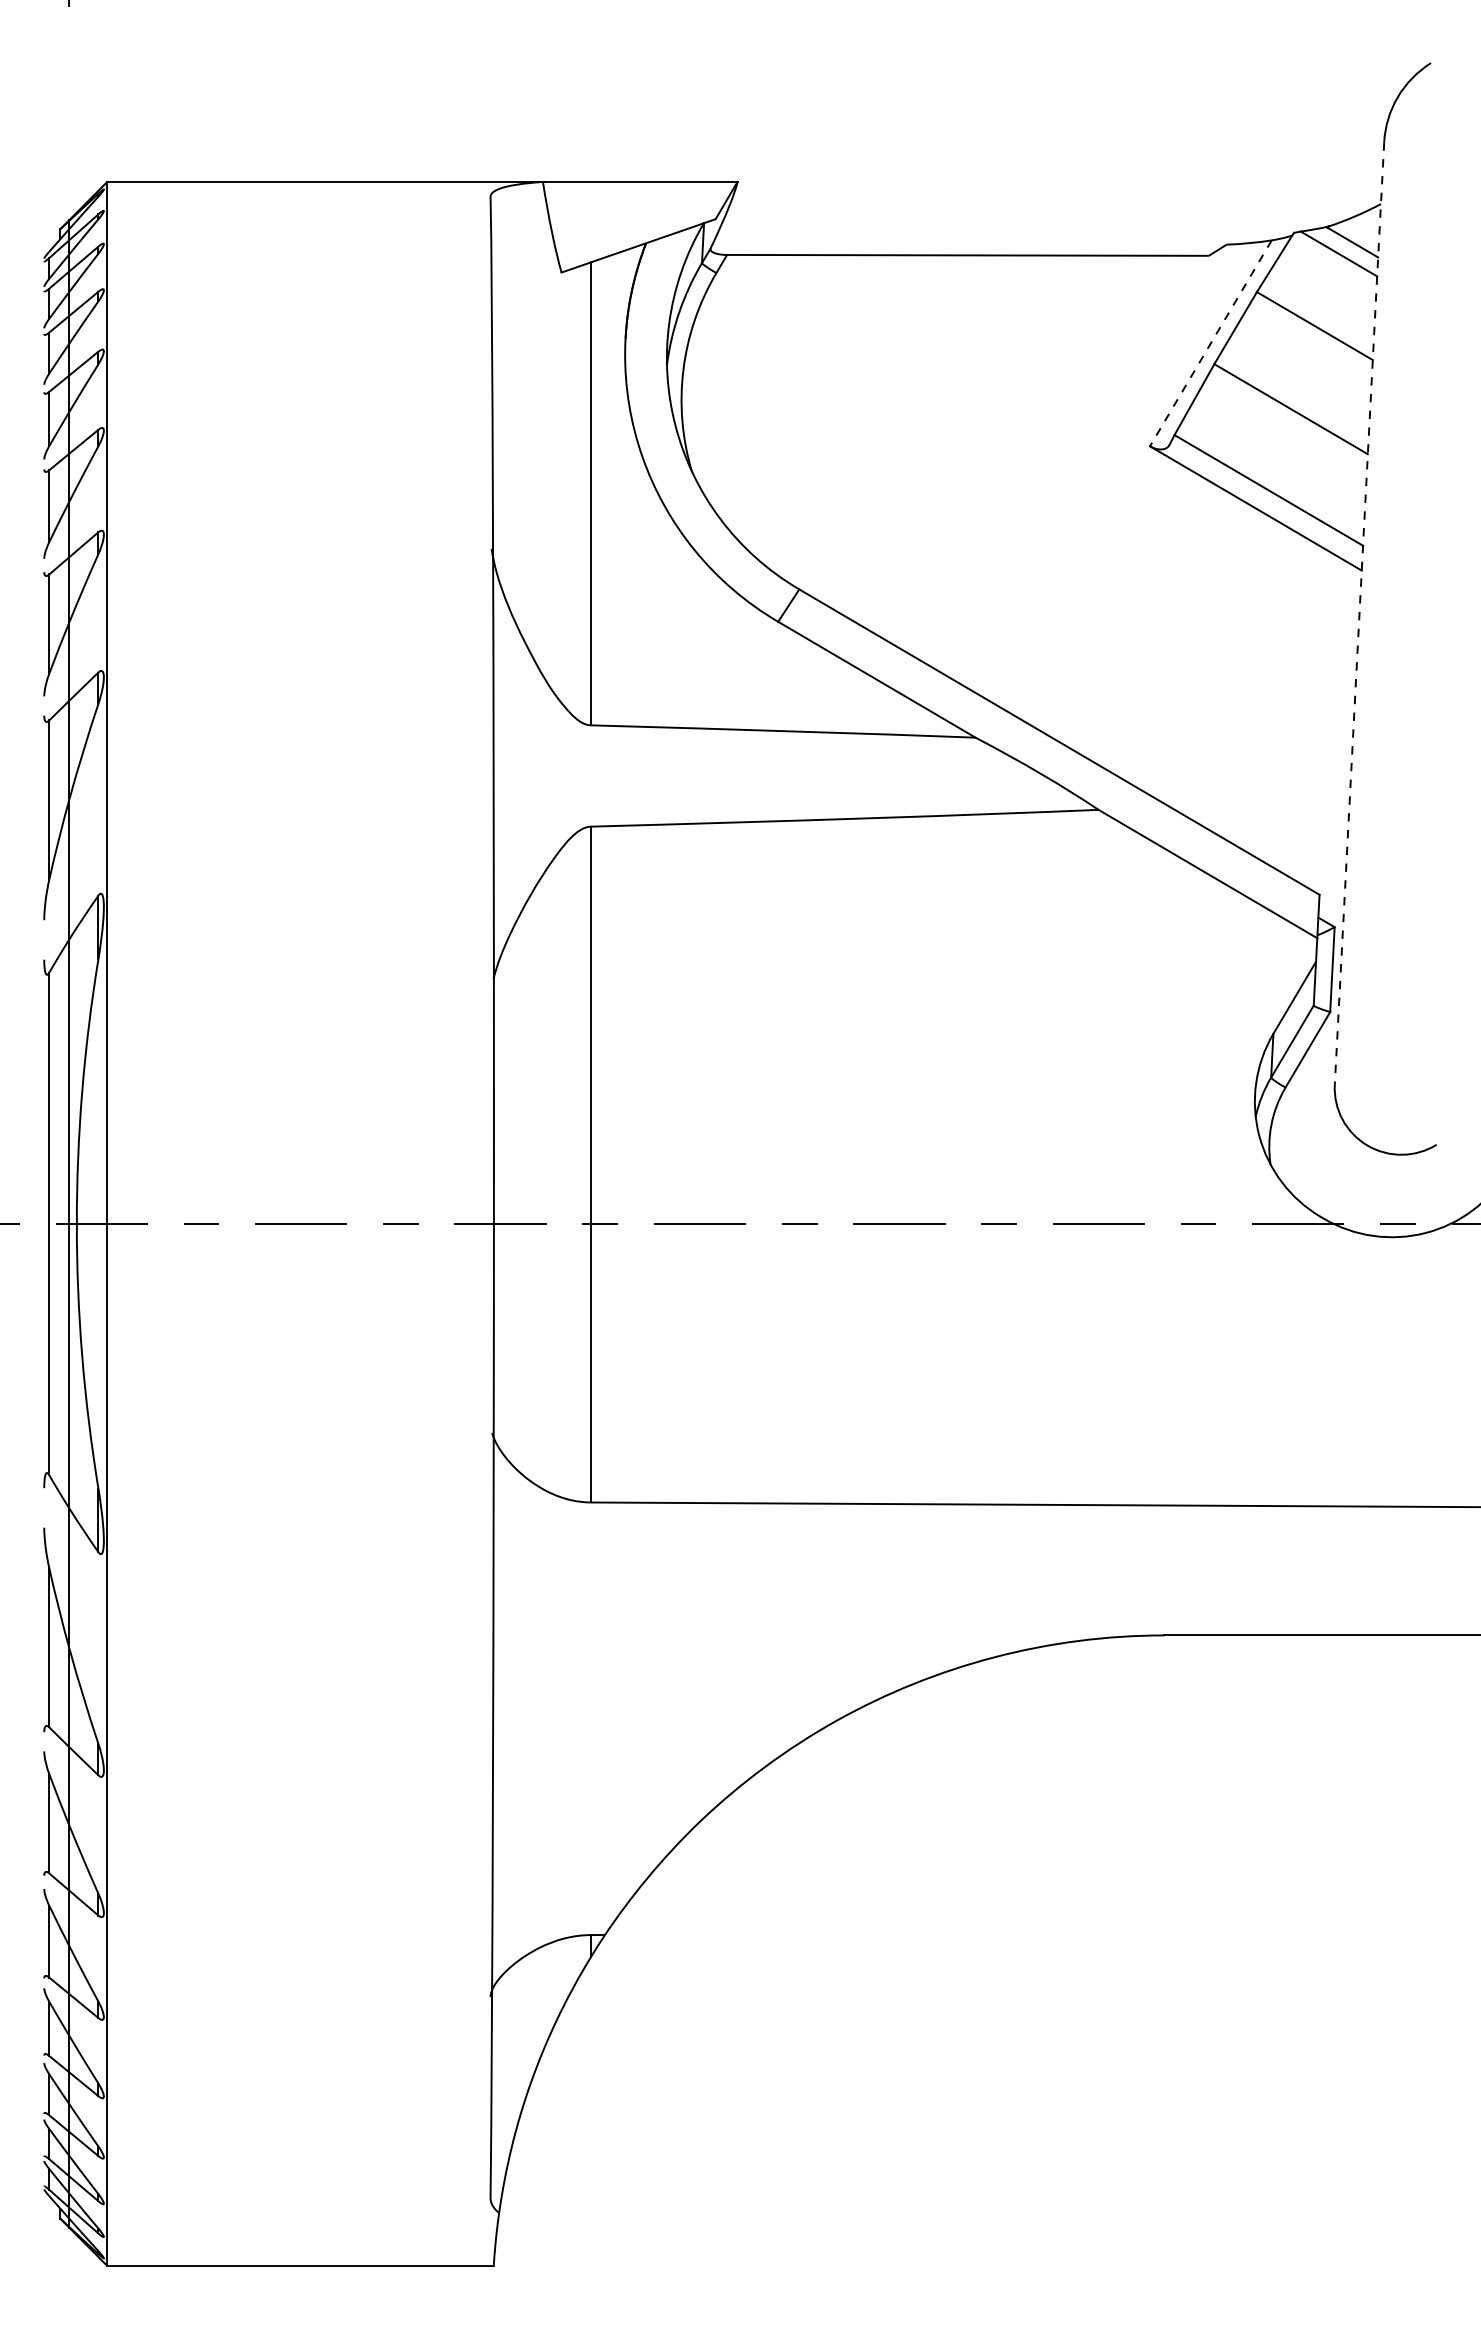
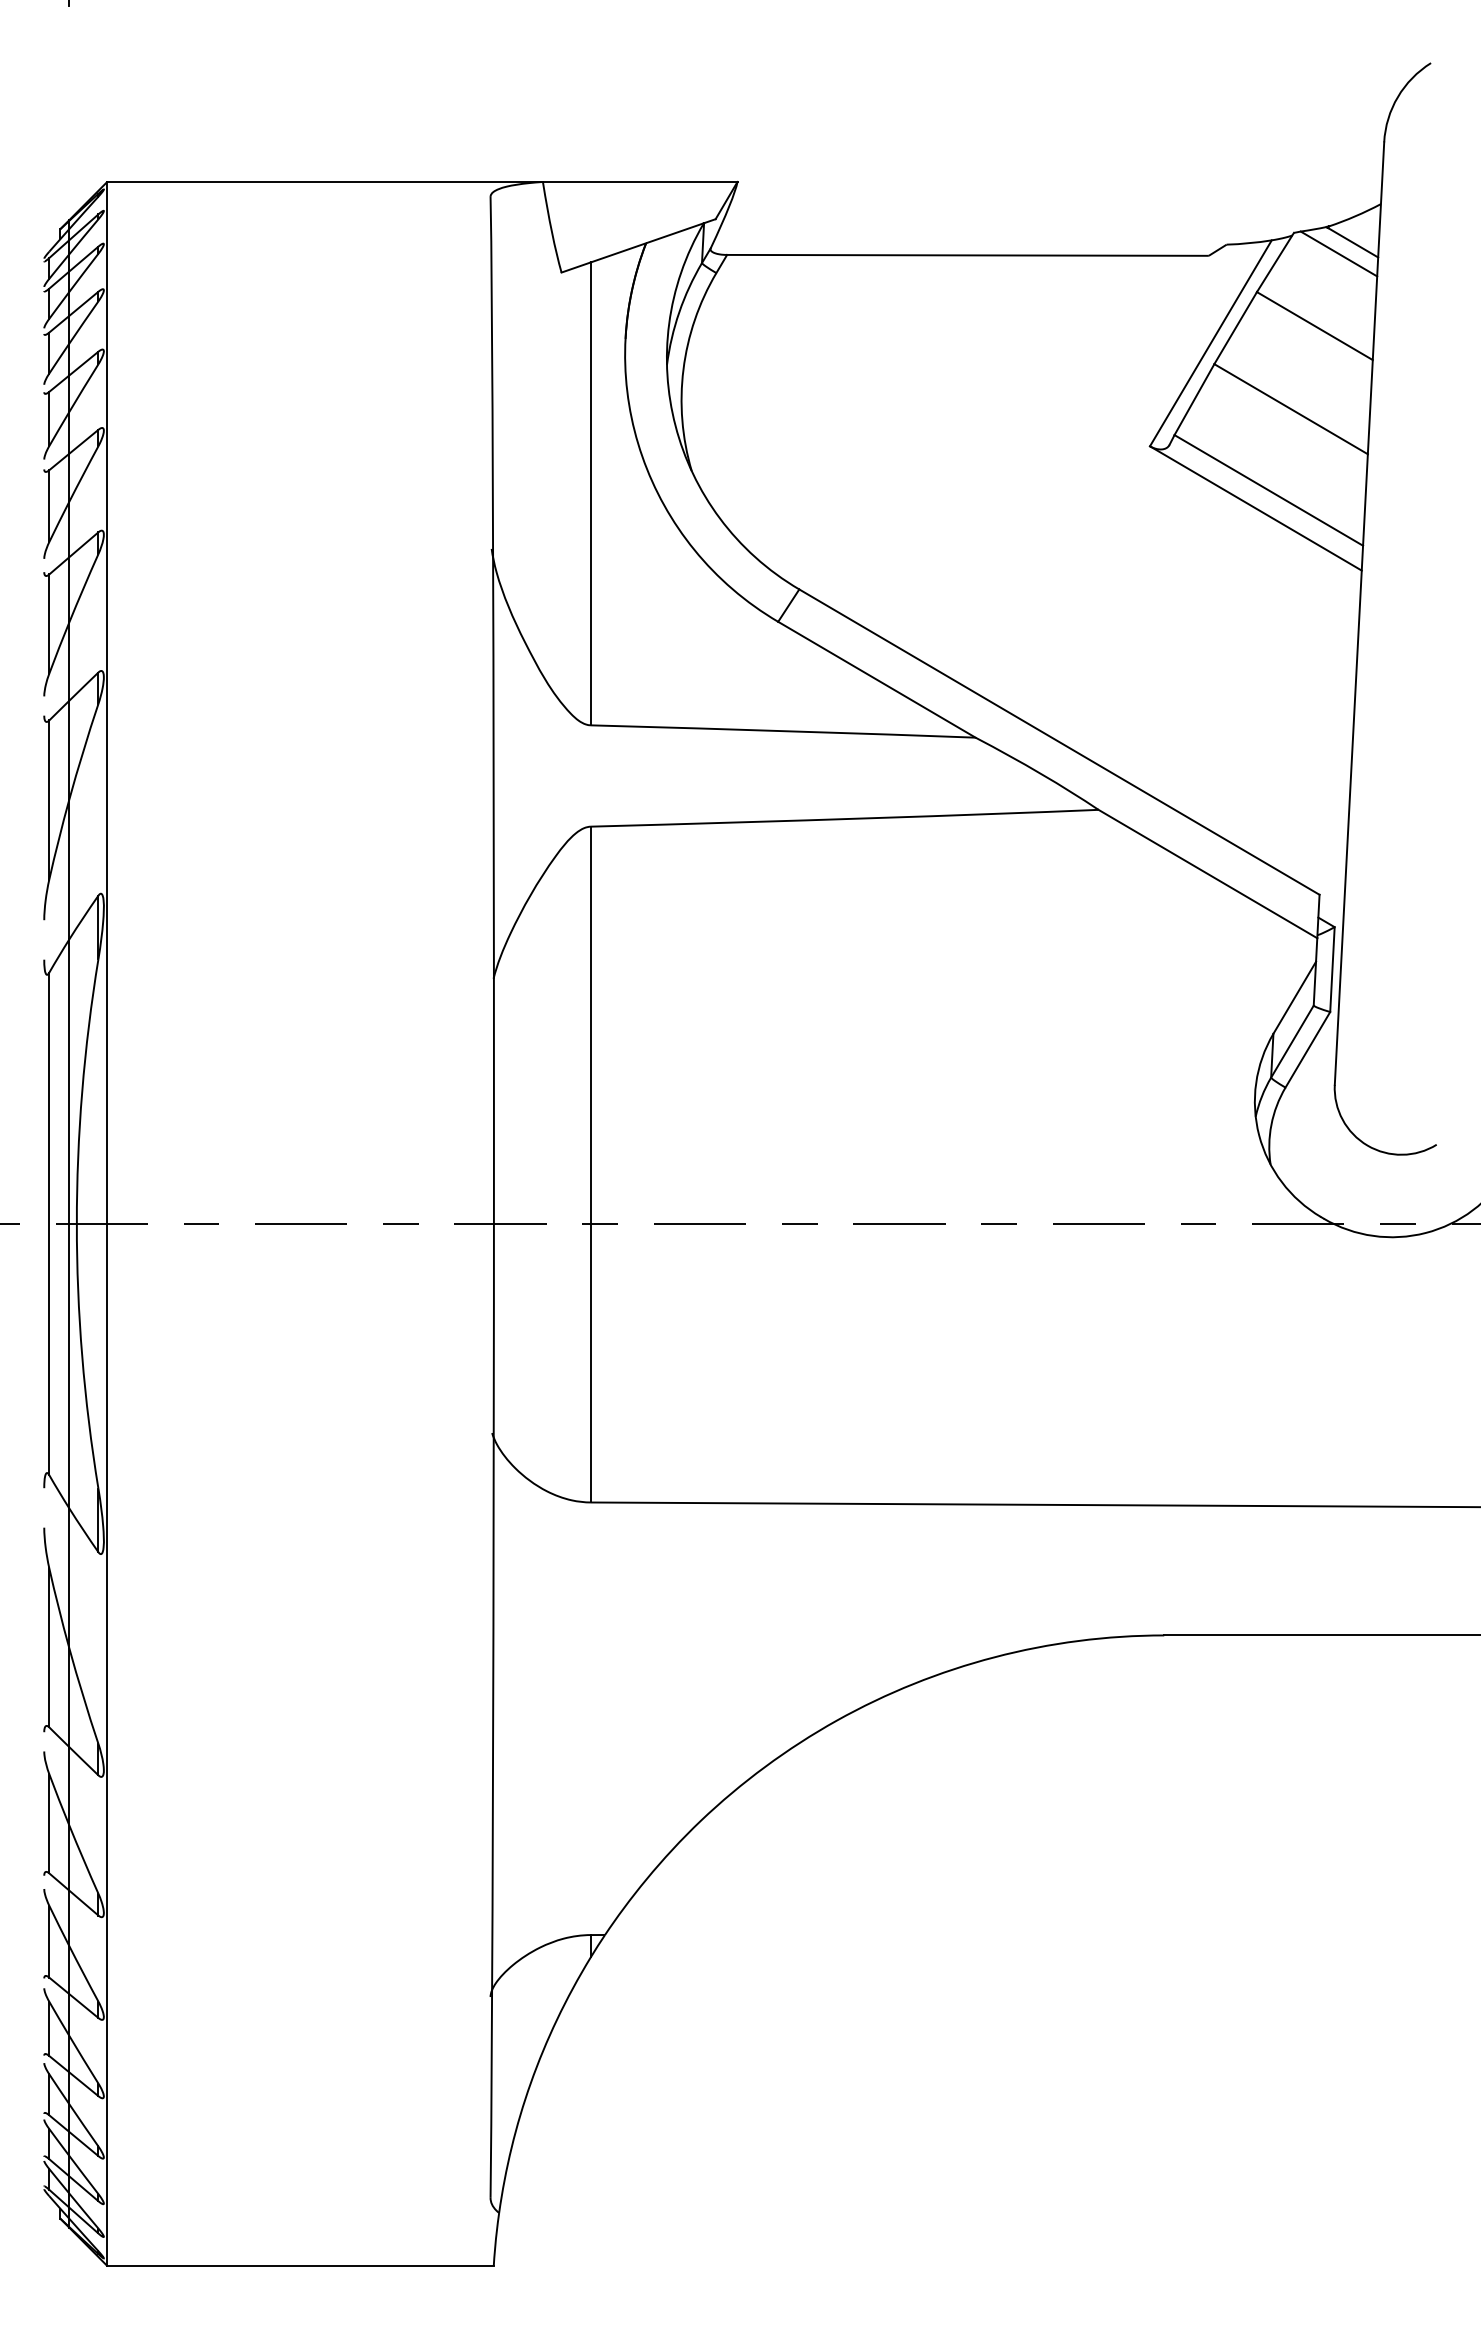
line: dashed -> solid (1210, 343)
line: dashed -> solid (1359, 613)
